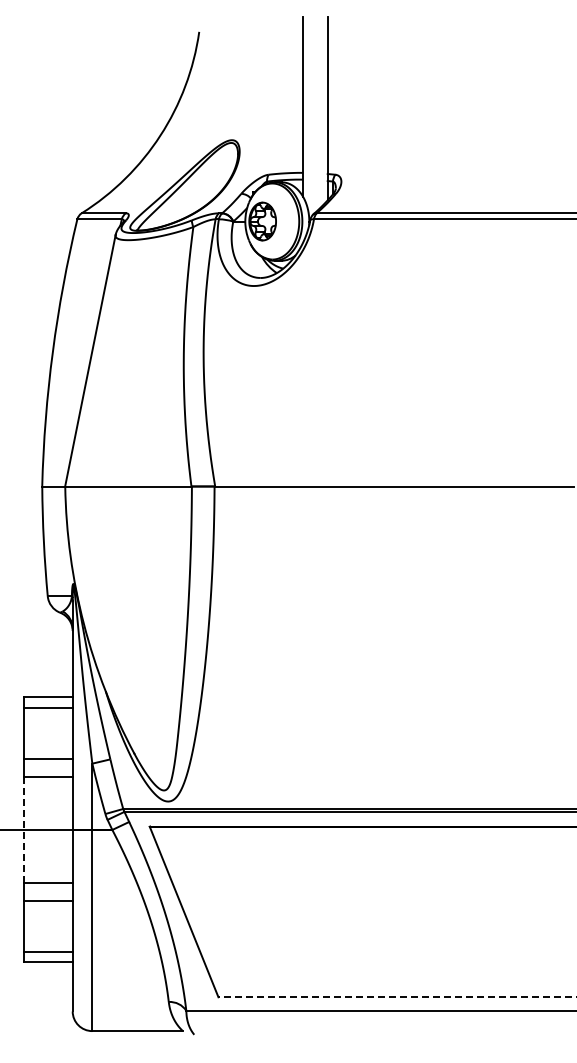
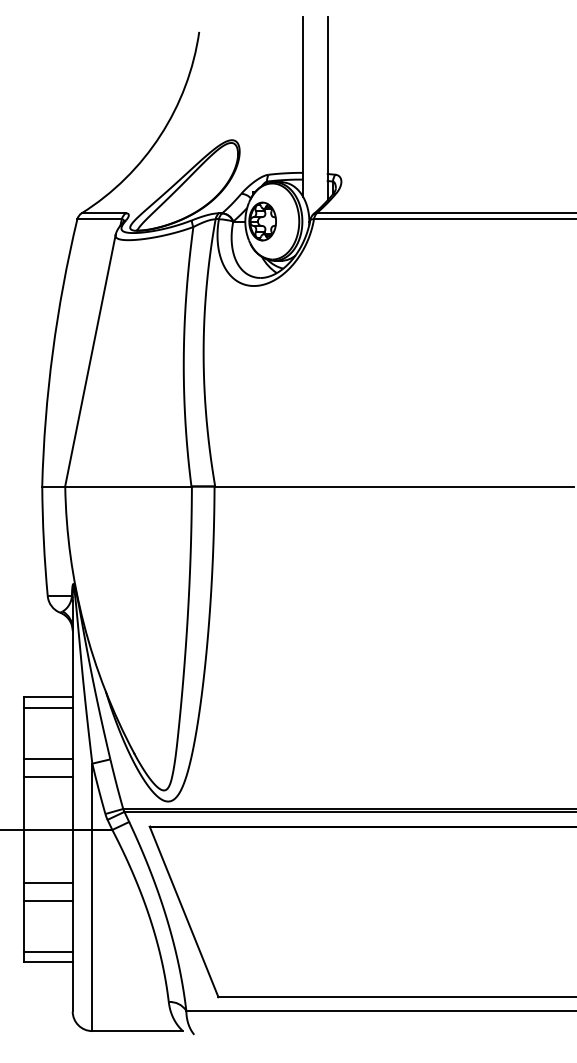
line: dashed -> solid (23, 829)
line: dashed -> solid (397, 997)
